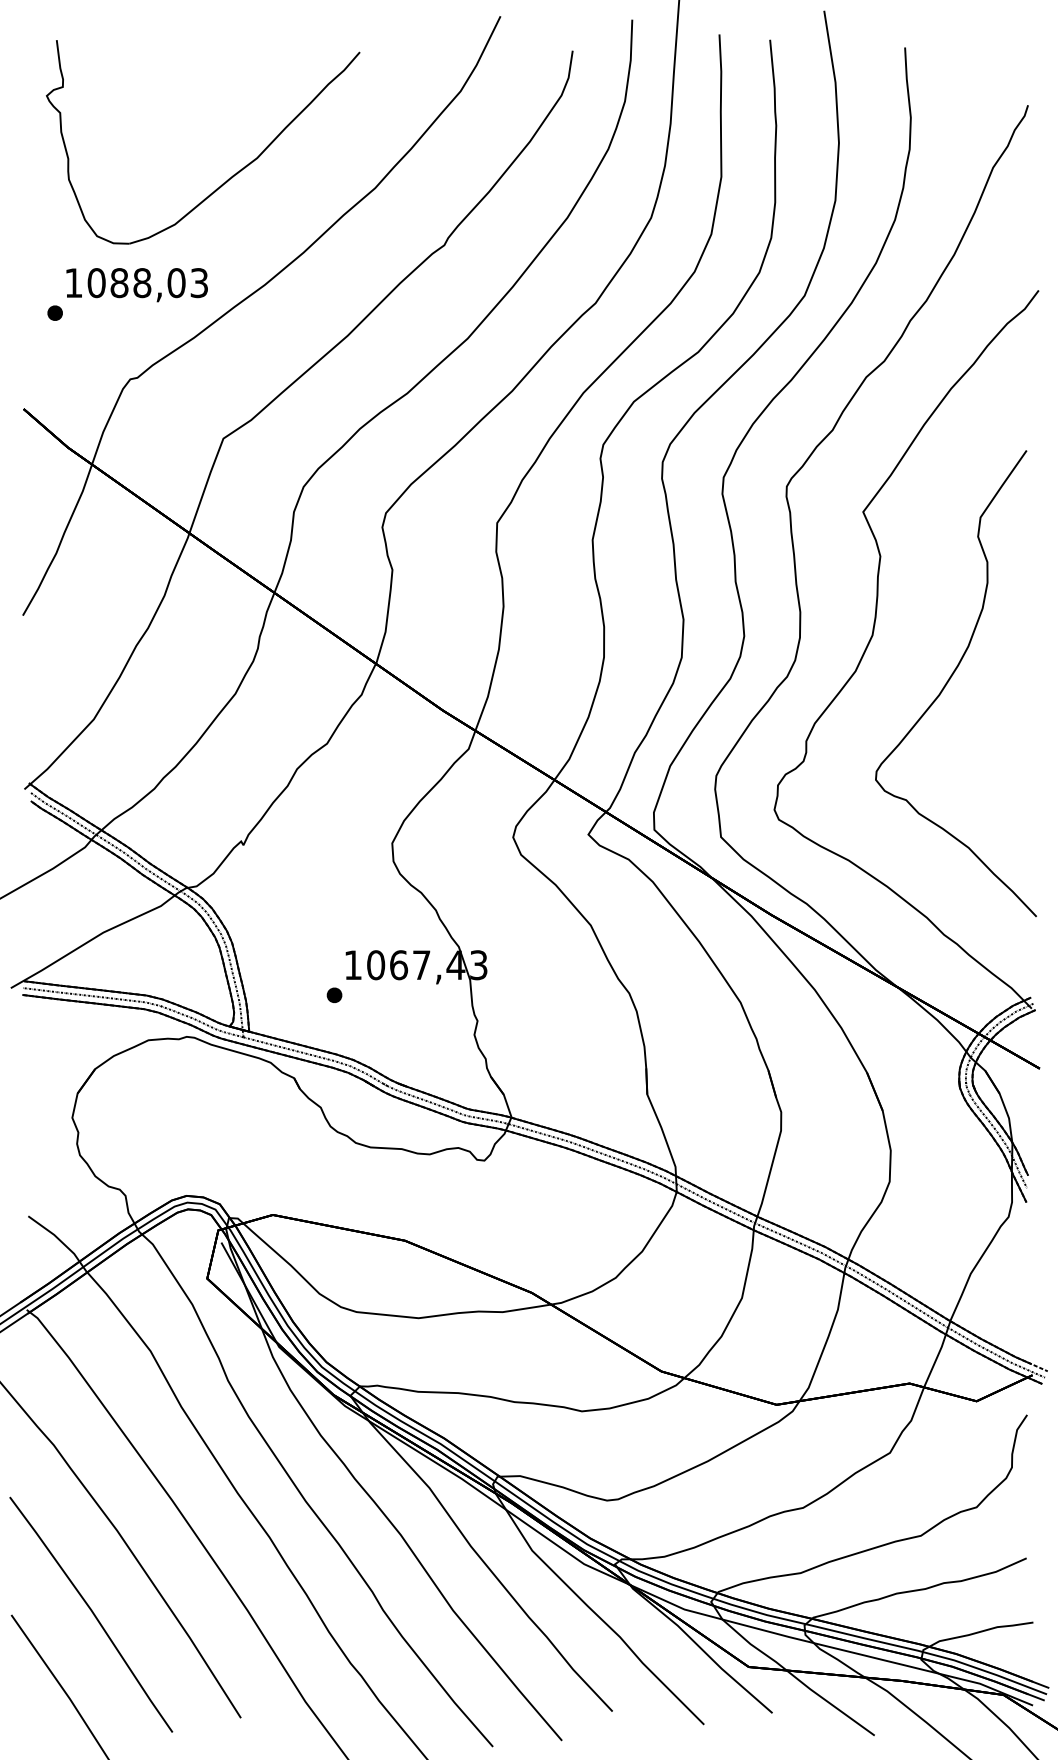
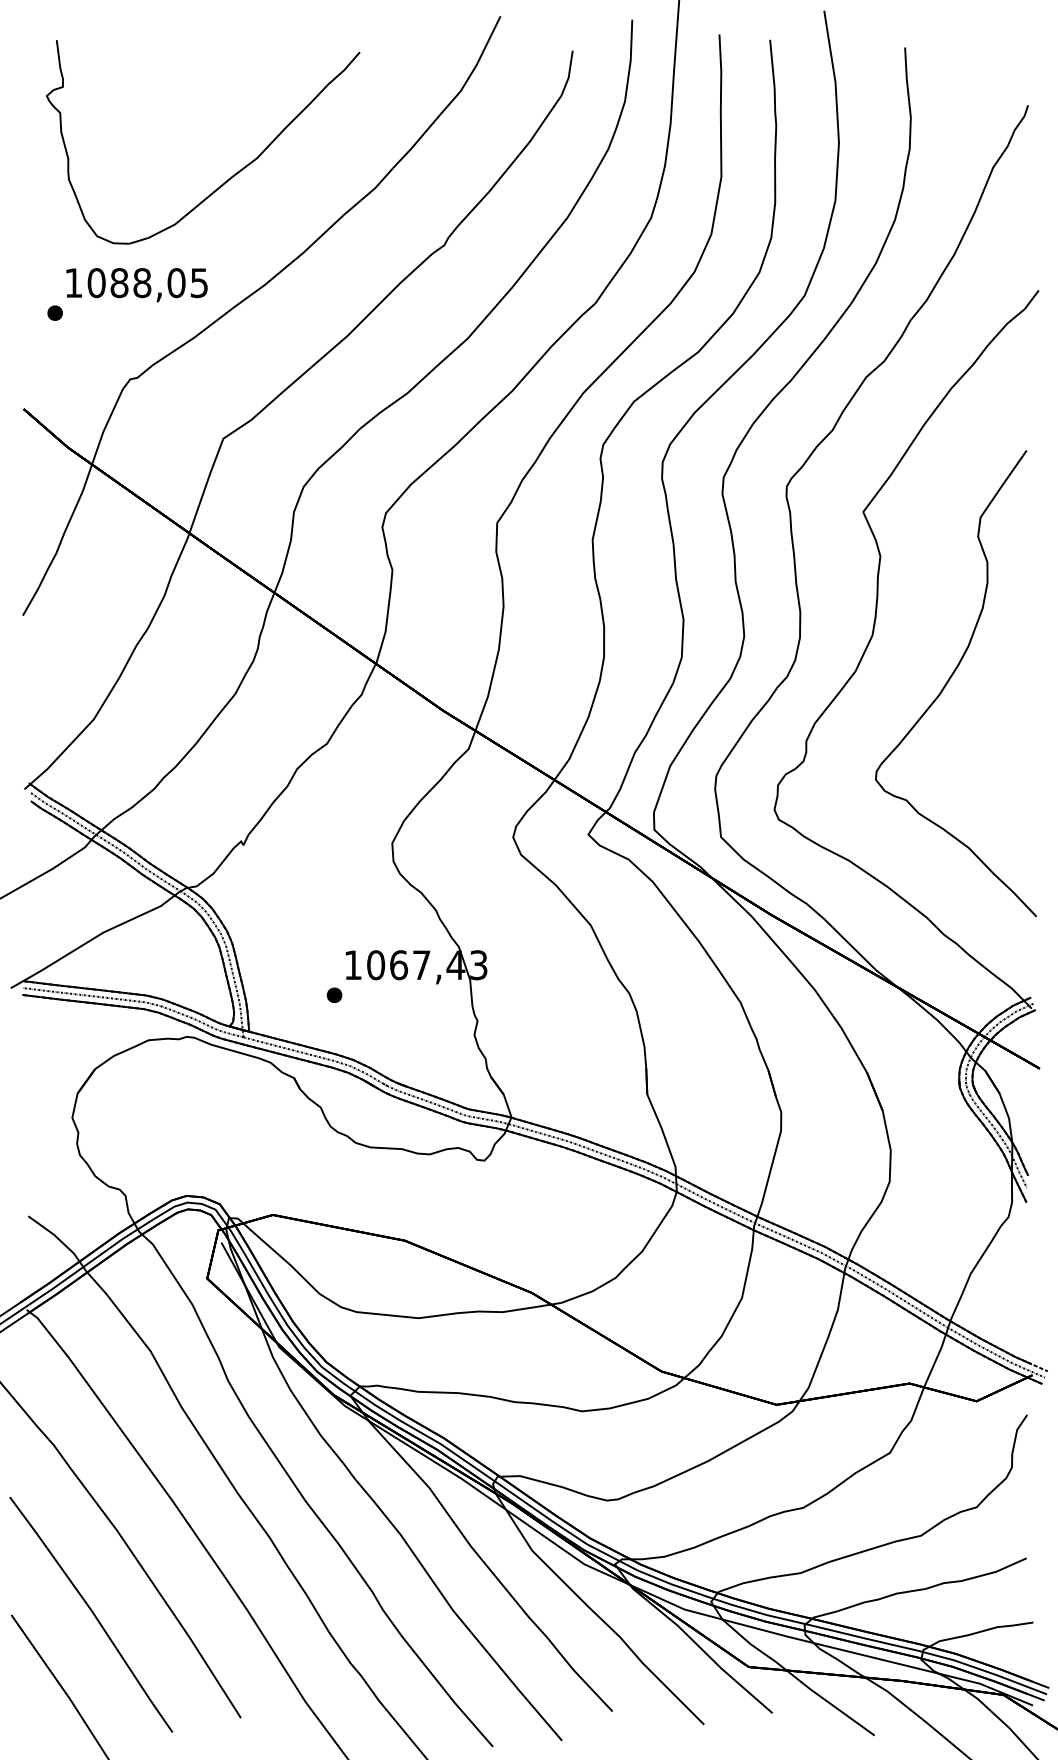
text: 1088,03 -> 1088,05 (199, 282)
